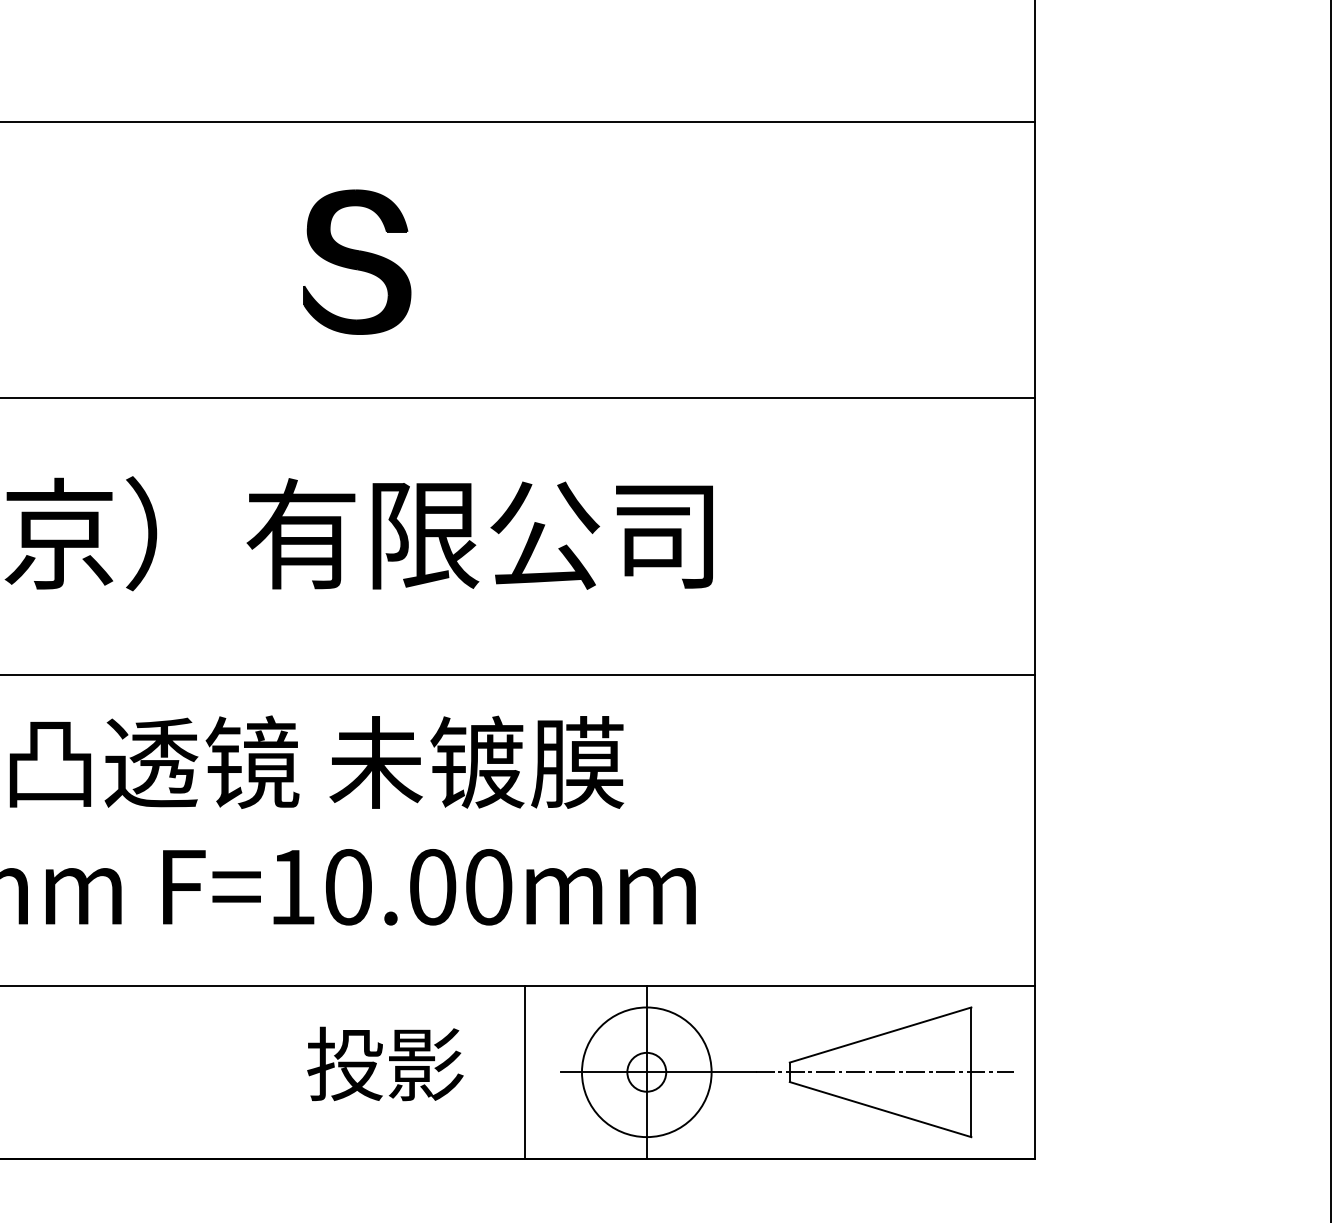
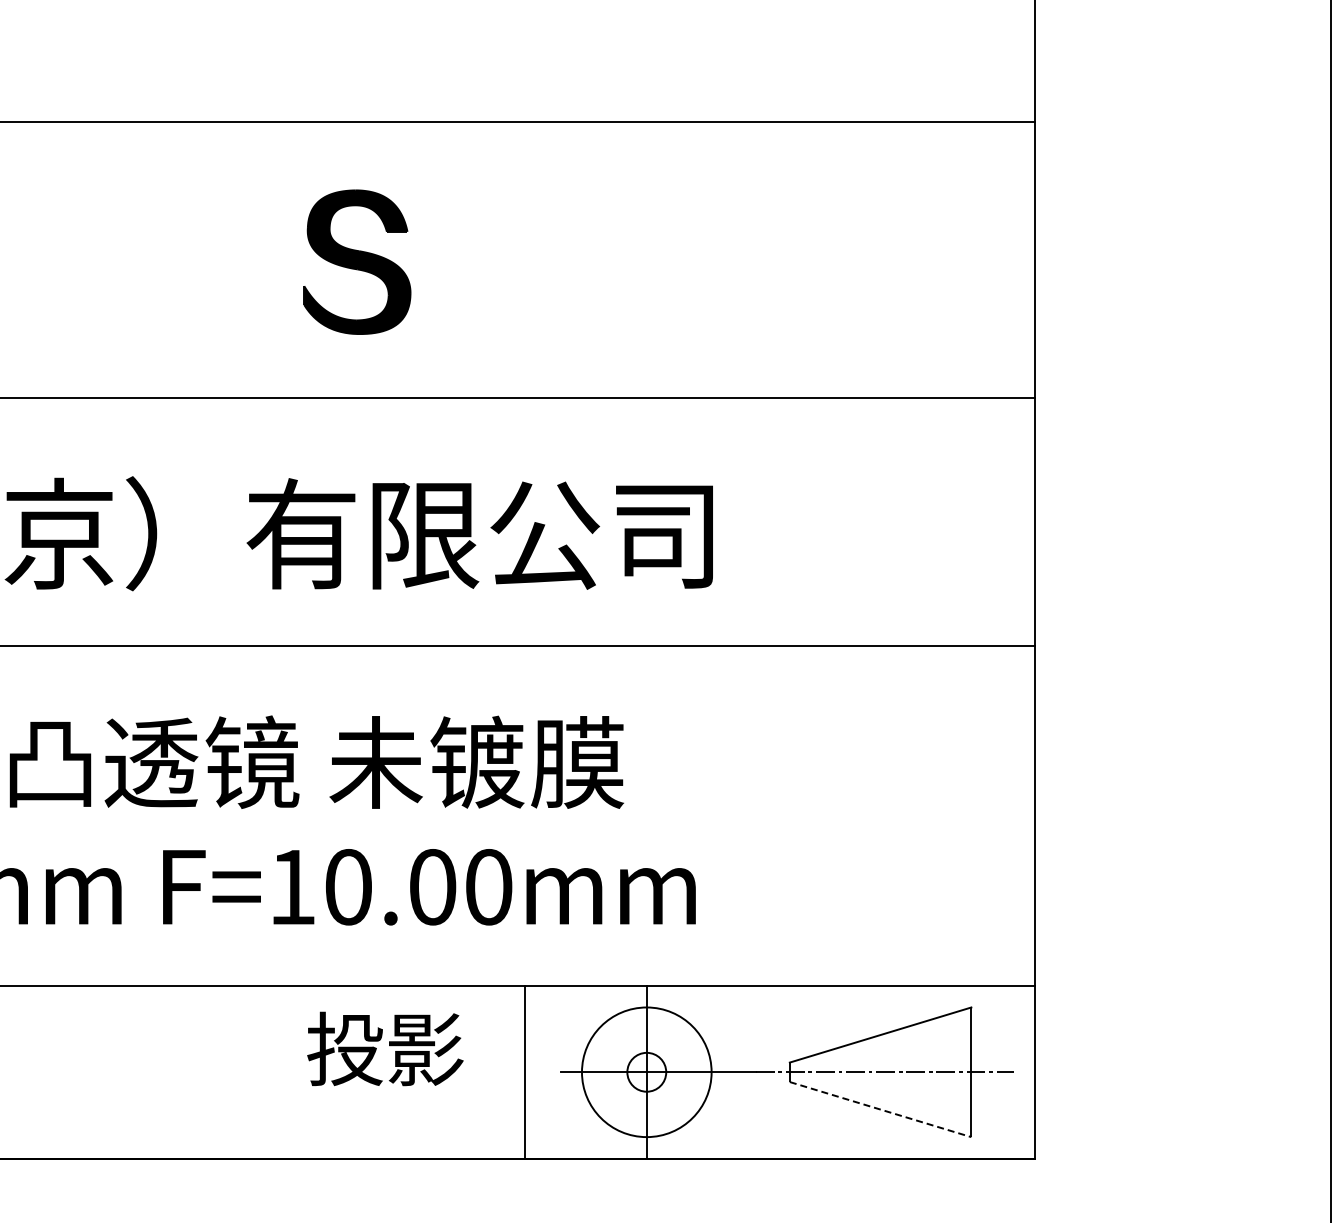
line position: (518, 674) -> (518, 645) (518, 645)
text position: (385, 1063) -> (385, 1048) (385, 1048)
line: solid -> dashed (880, 1109)
